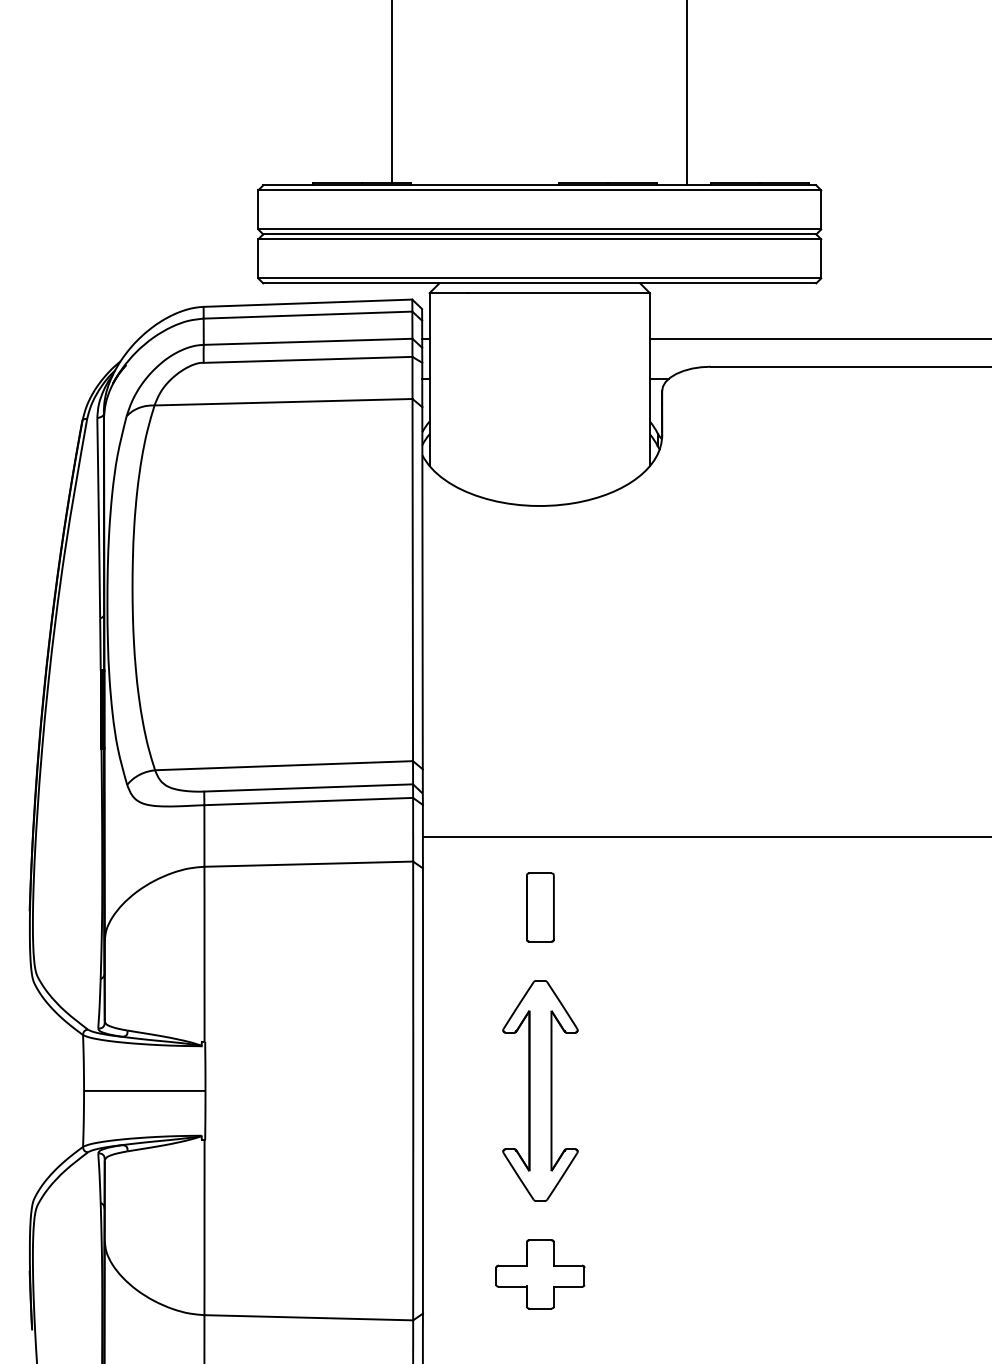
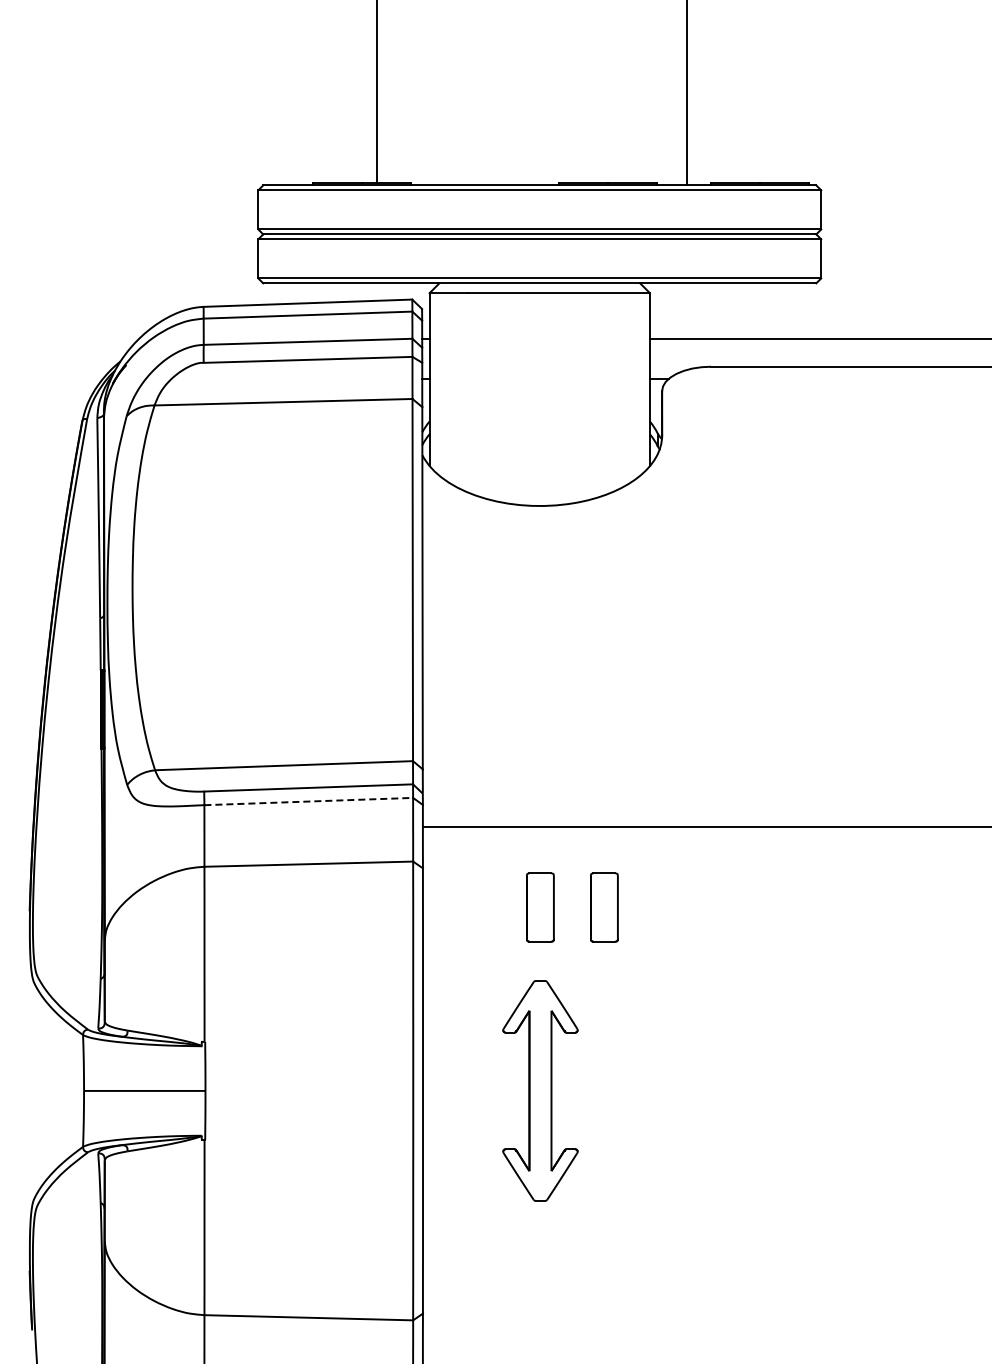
line position: (392, 92) -> (377, 92) (377, 92)
line: solid -> dashed (309, 801)
line position: (705, 836) -> (705, 826) (705, 826)
part: none -> present (604, 907)
part: present -> none (540, 1274)
